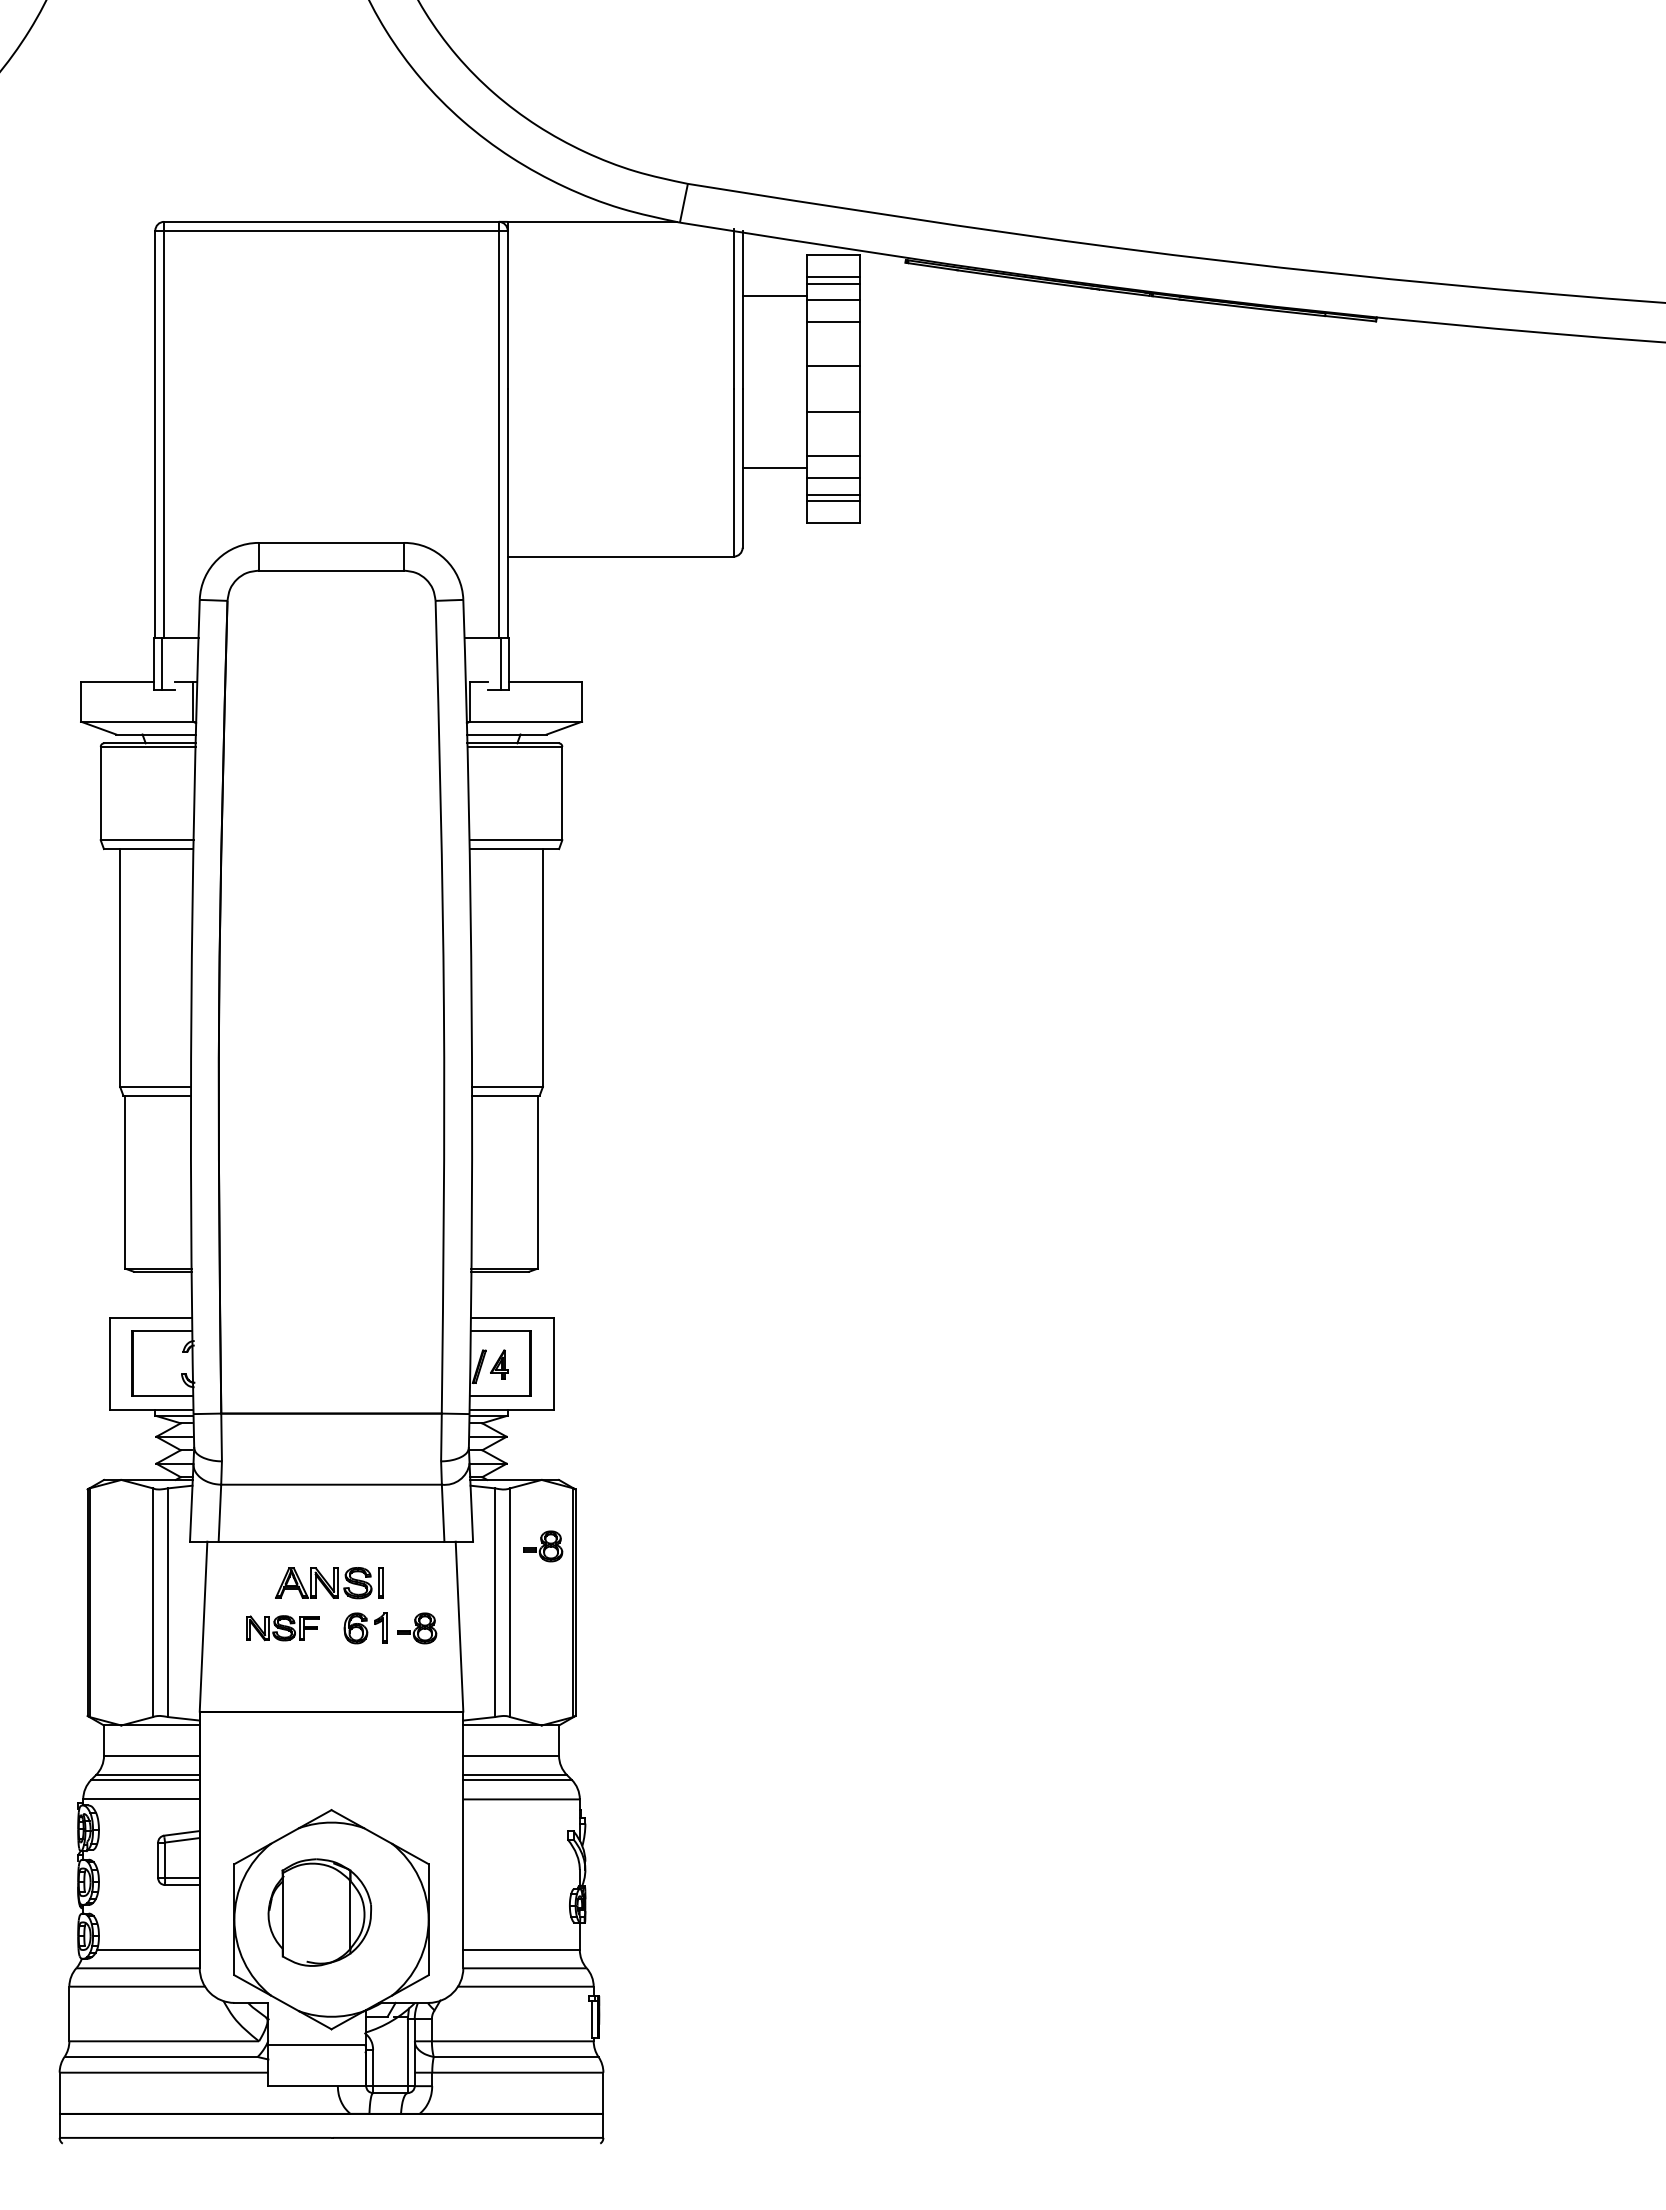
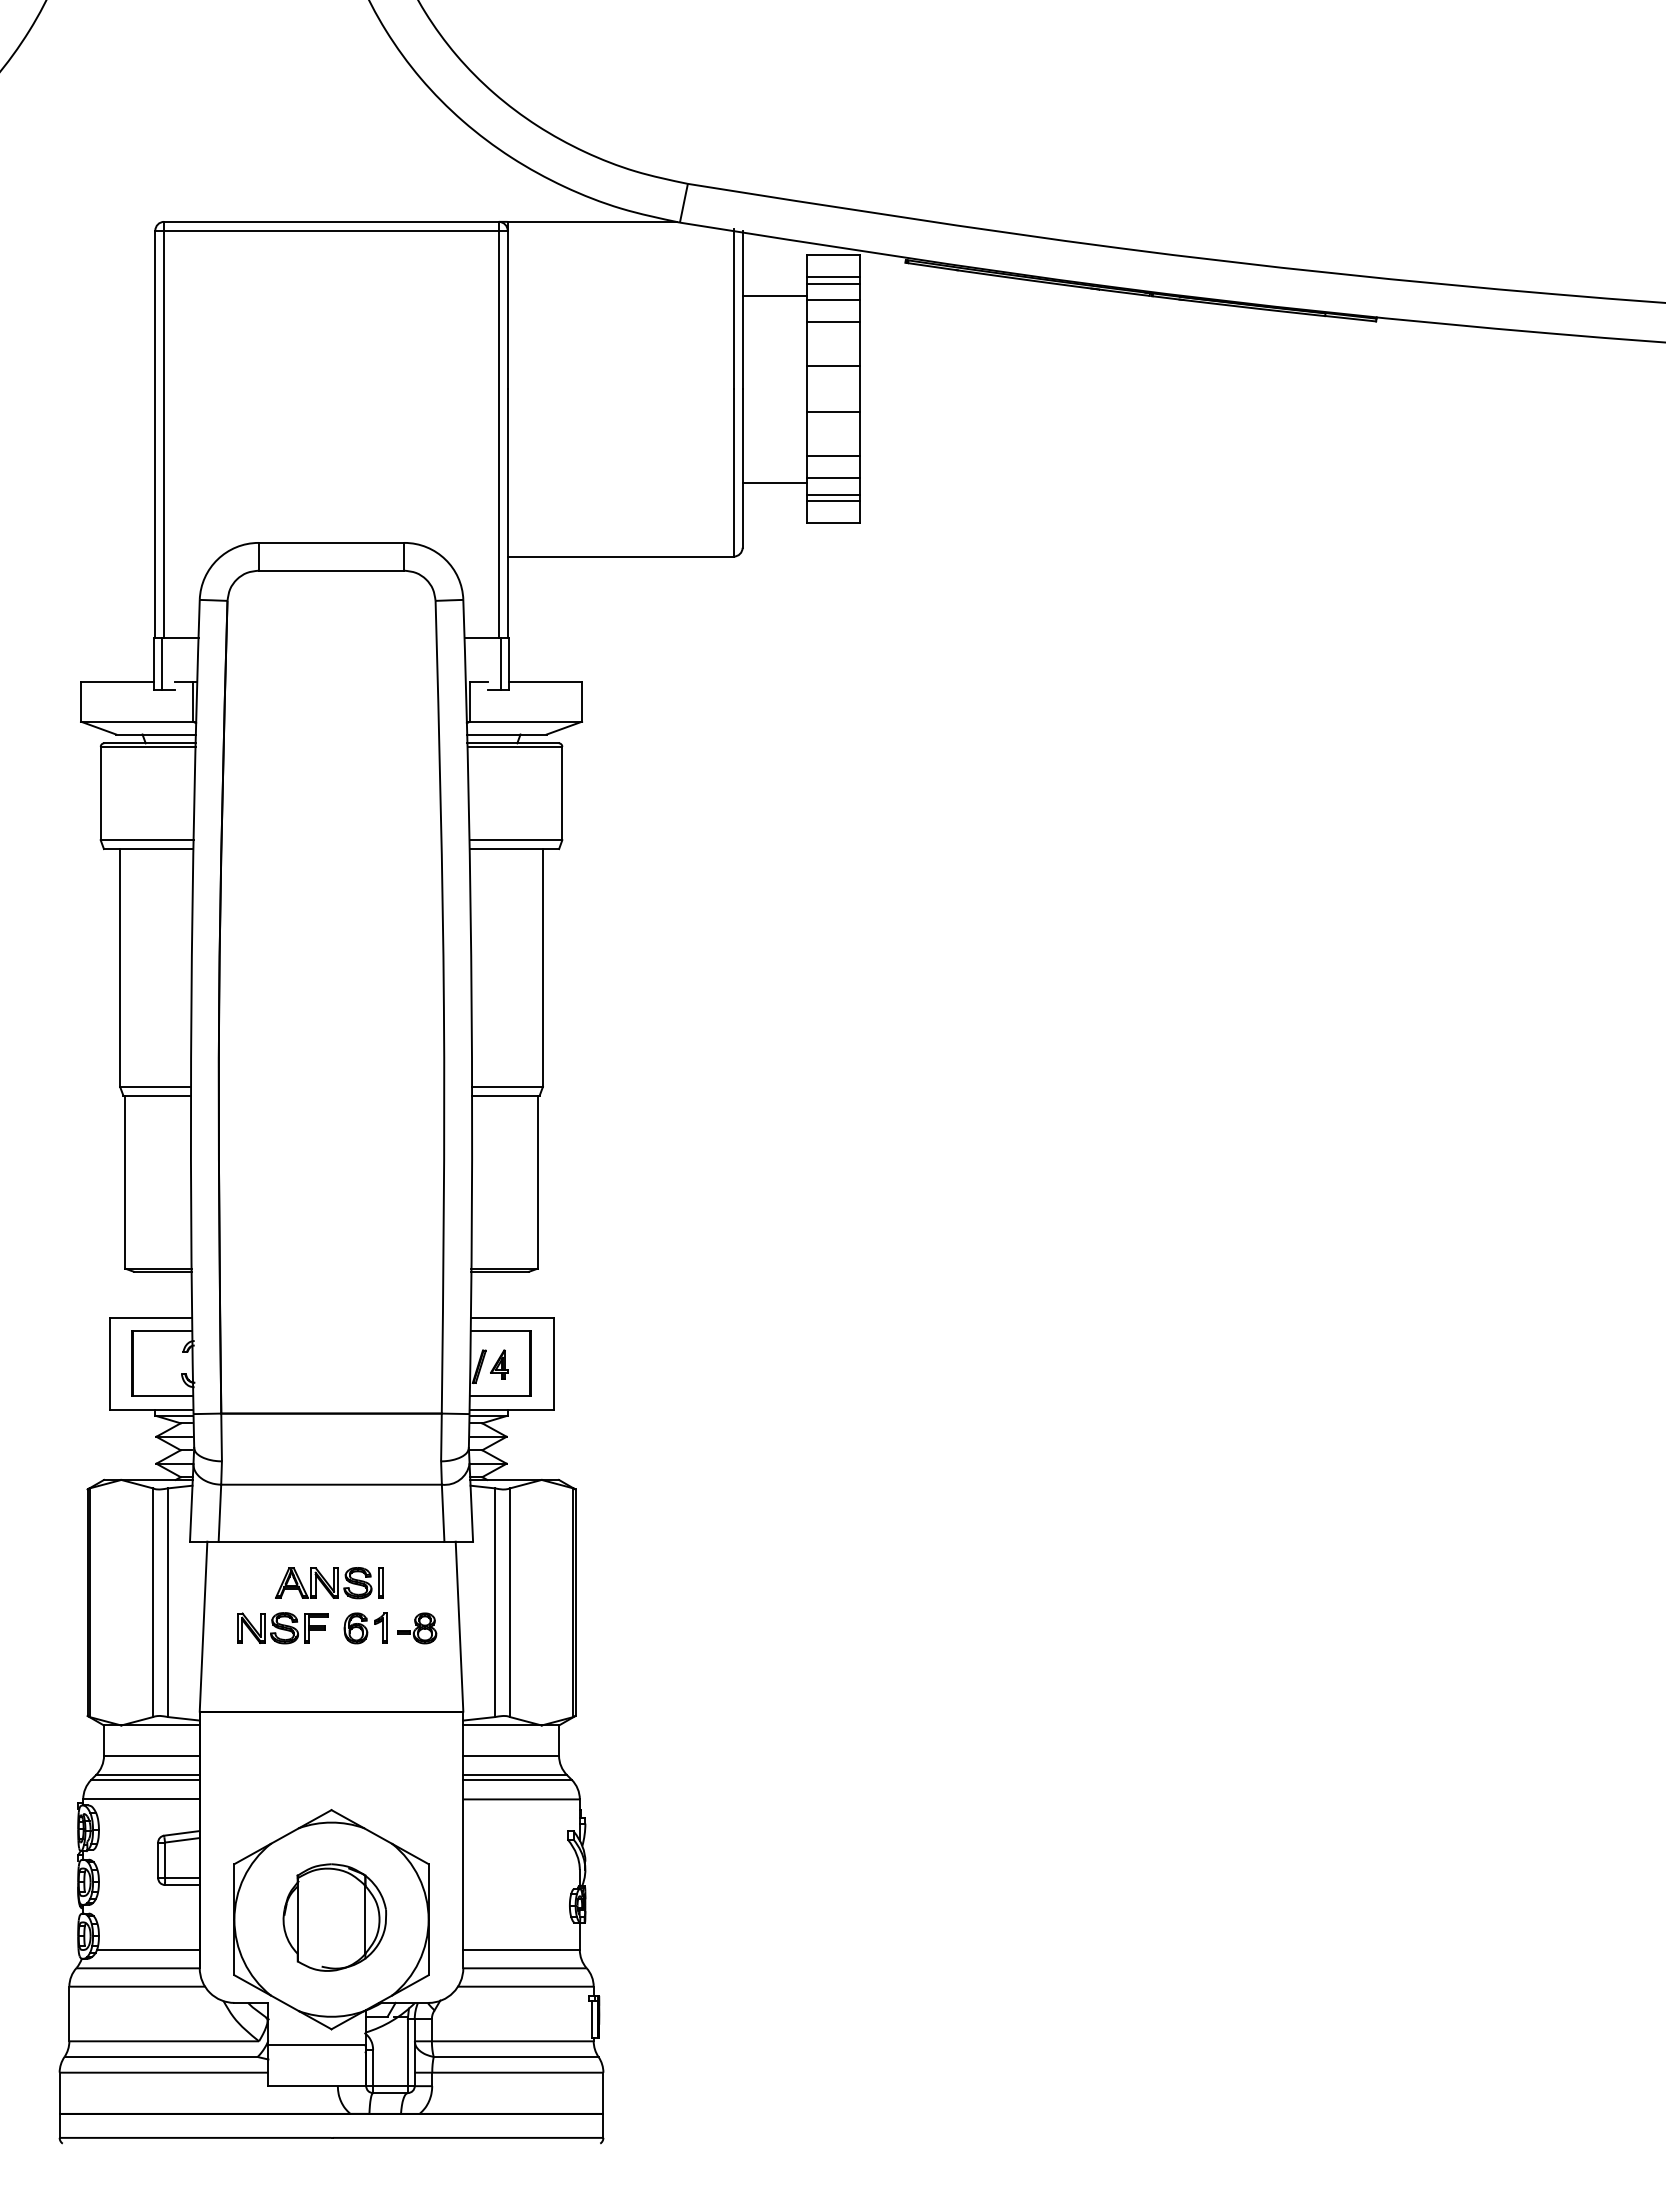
line position: (774, 467) -> (774, 482) (774, 482)
part: present -> none (543, 1546)
part size: 74x27 px -> 92x33 px (282, 1628)
part position: (319, 1912) -> (334, 1917) (334, 1917)
